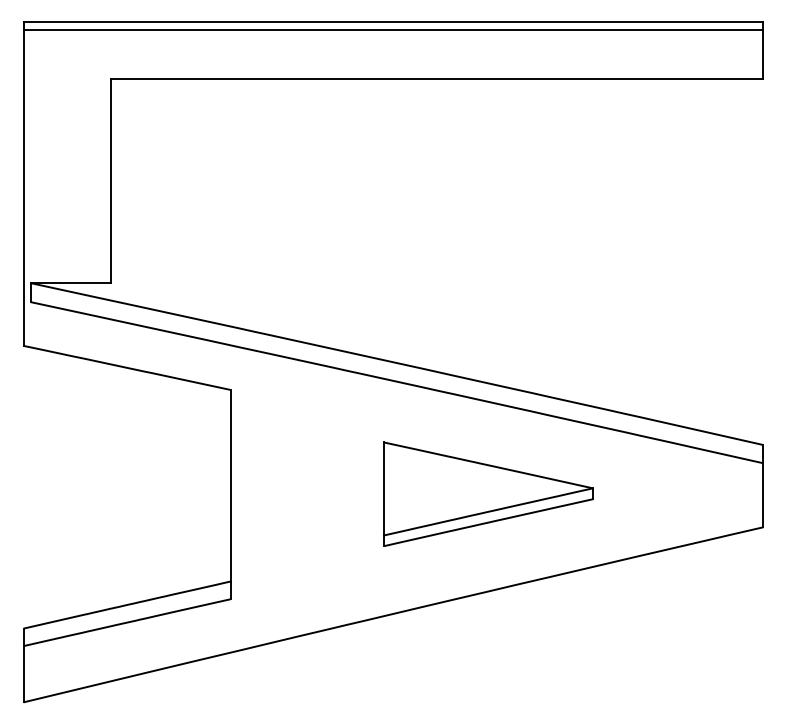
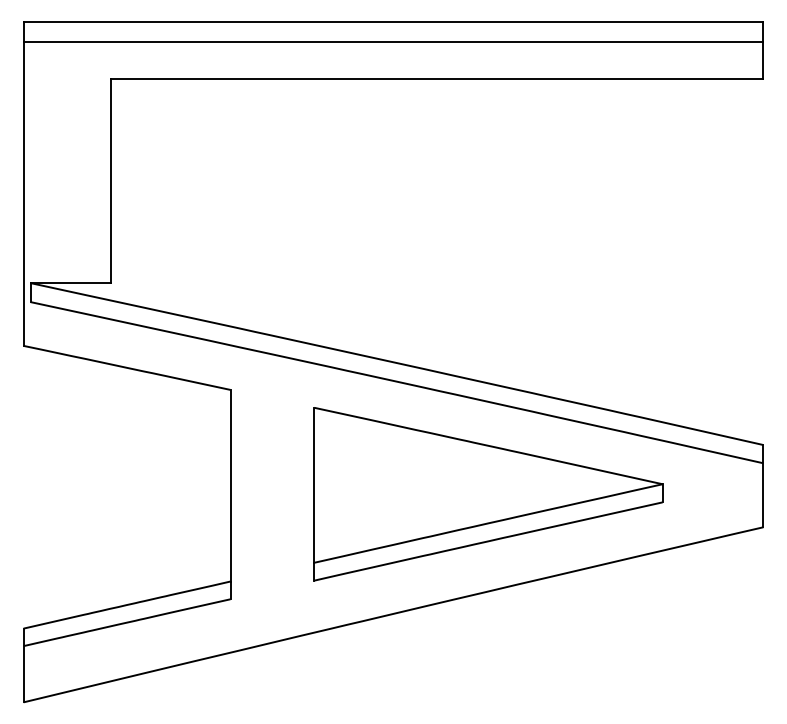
line position: (393, 29) -> (393, 41) (393, 41)
part size: 211x106 px -> 351x175 px (488, 494)
